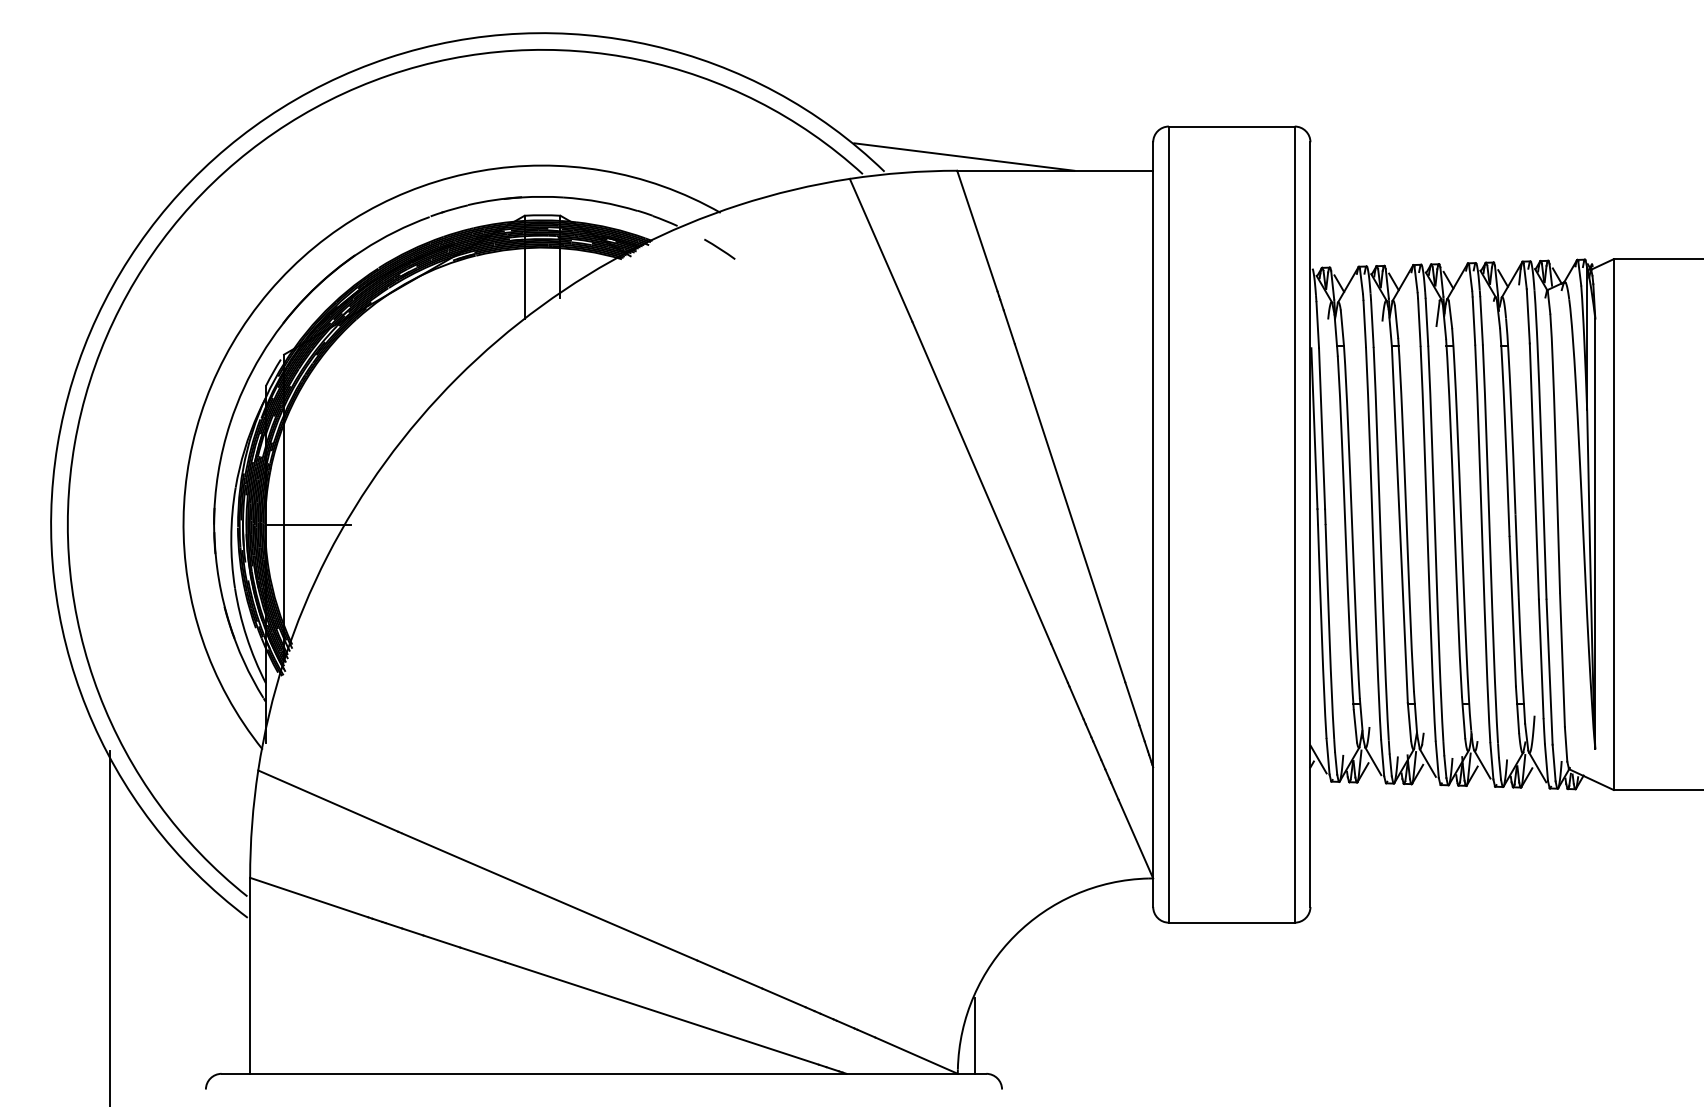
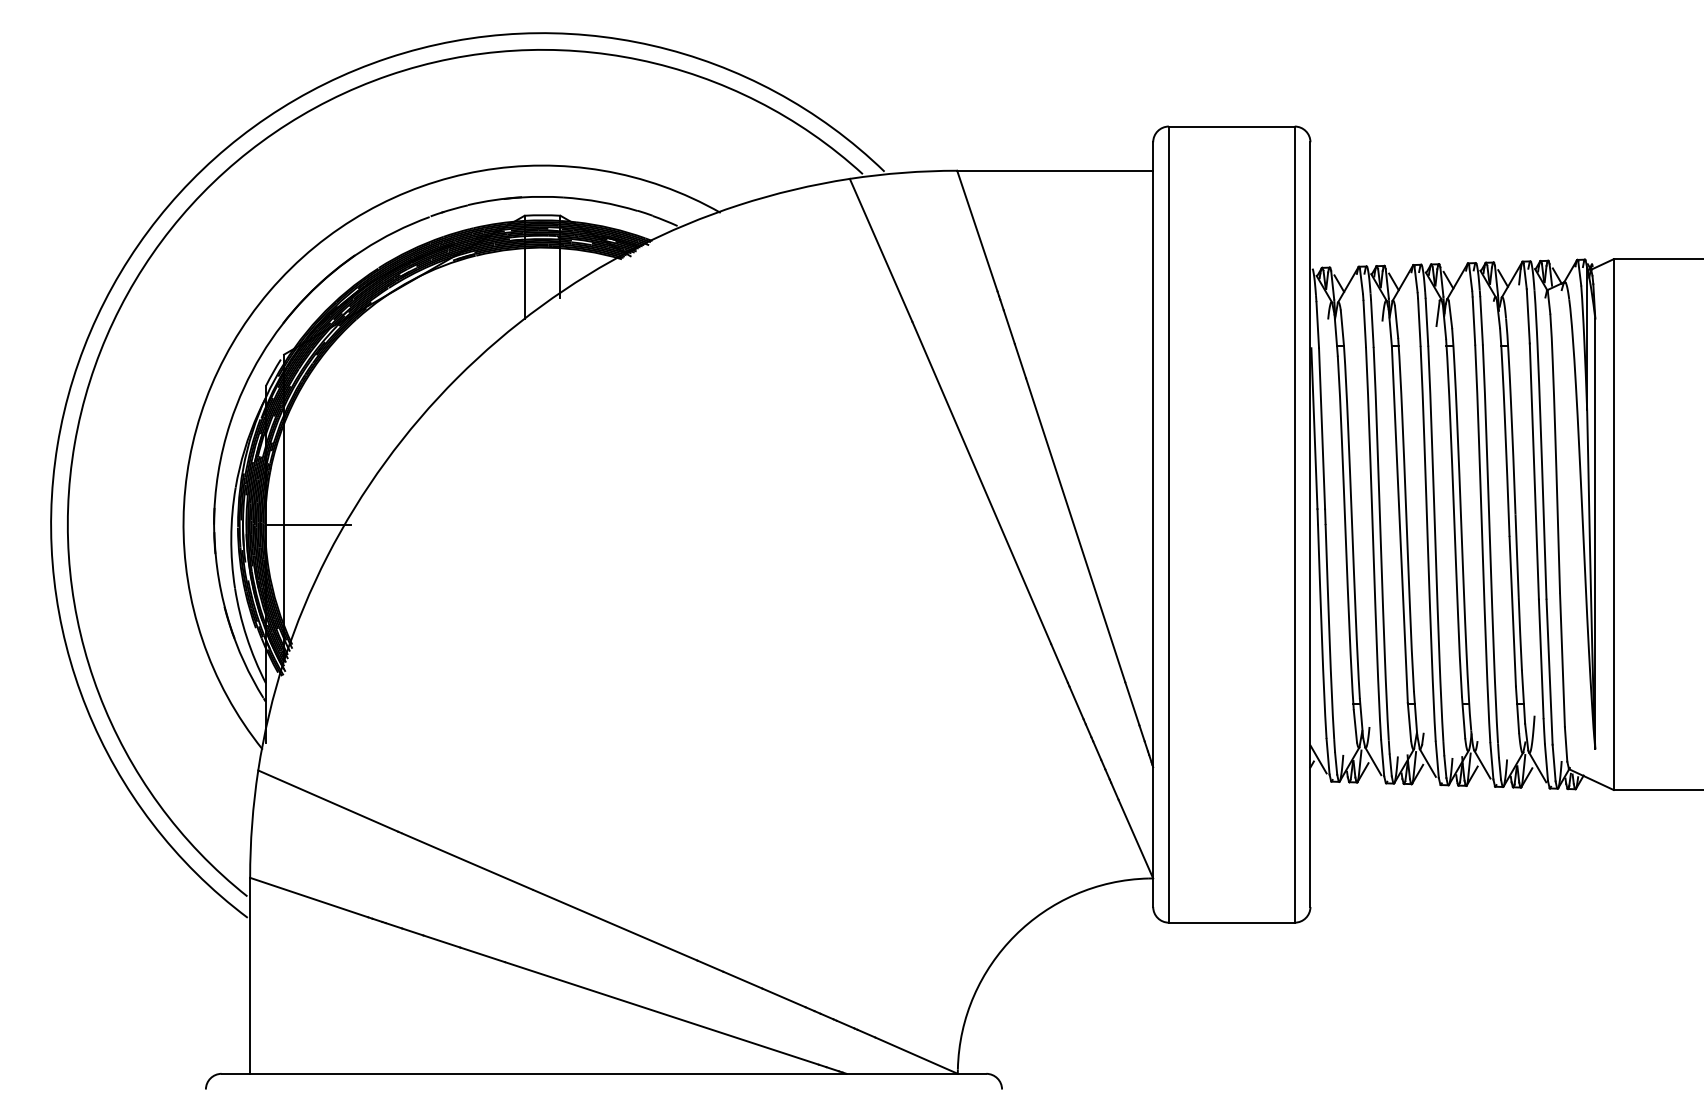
line: present -> none (964, 156)
line: present -> none (719, 249)
line: present -> none (110, 927)
line: present -> none (975, 1035)
